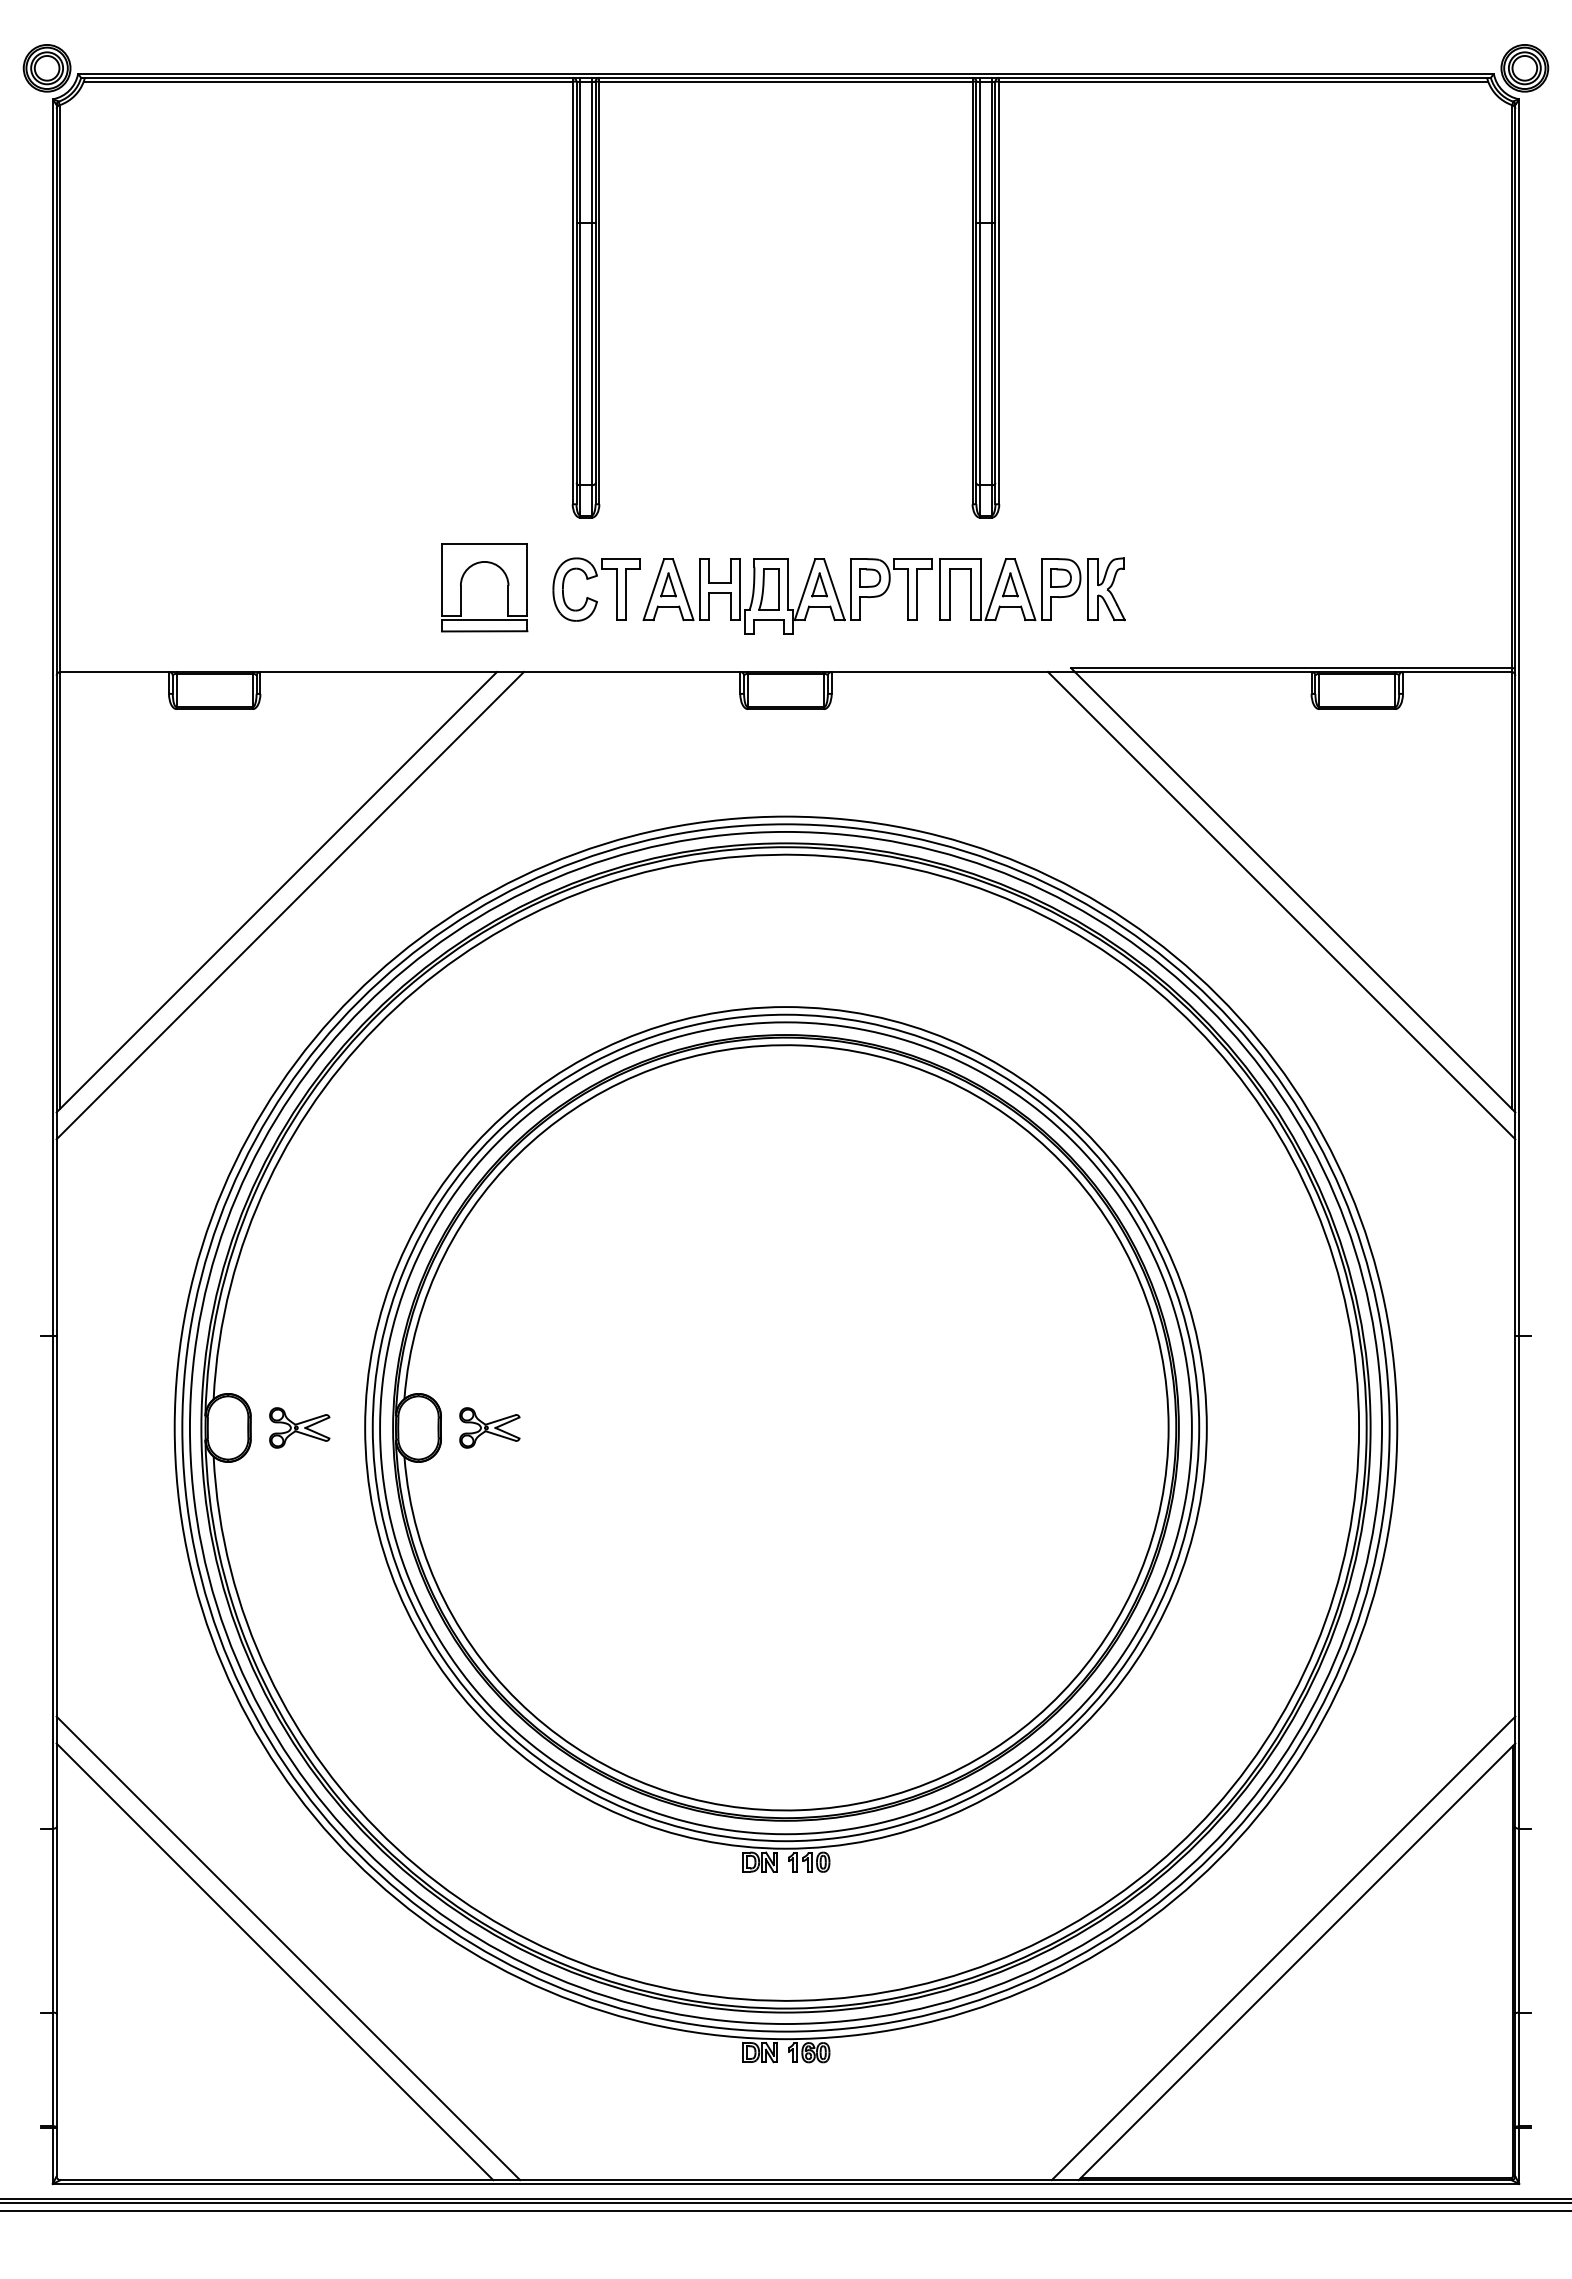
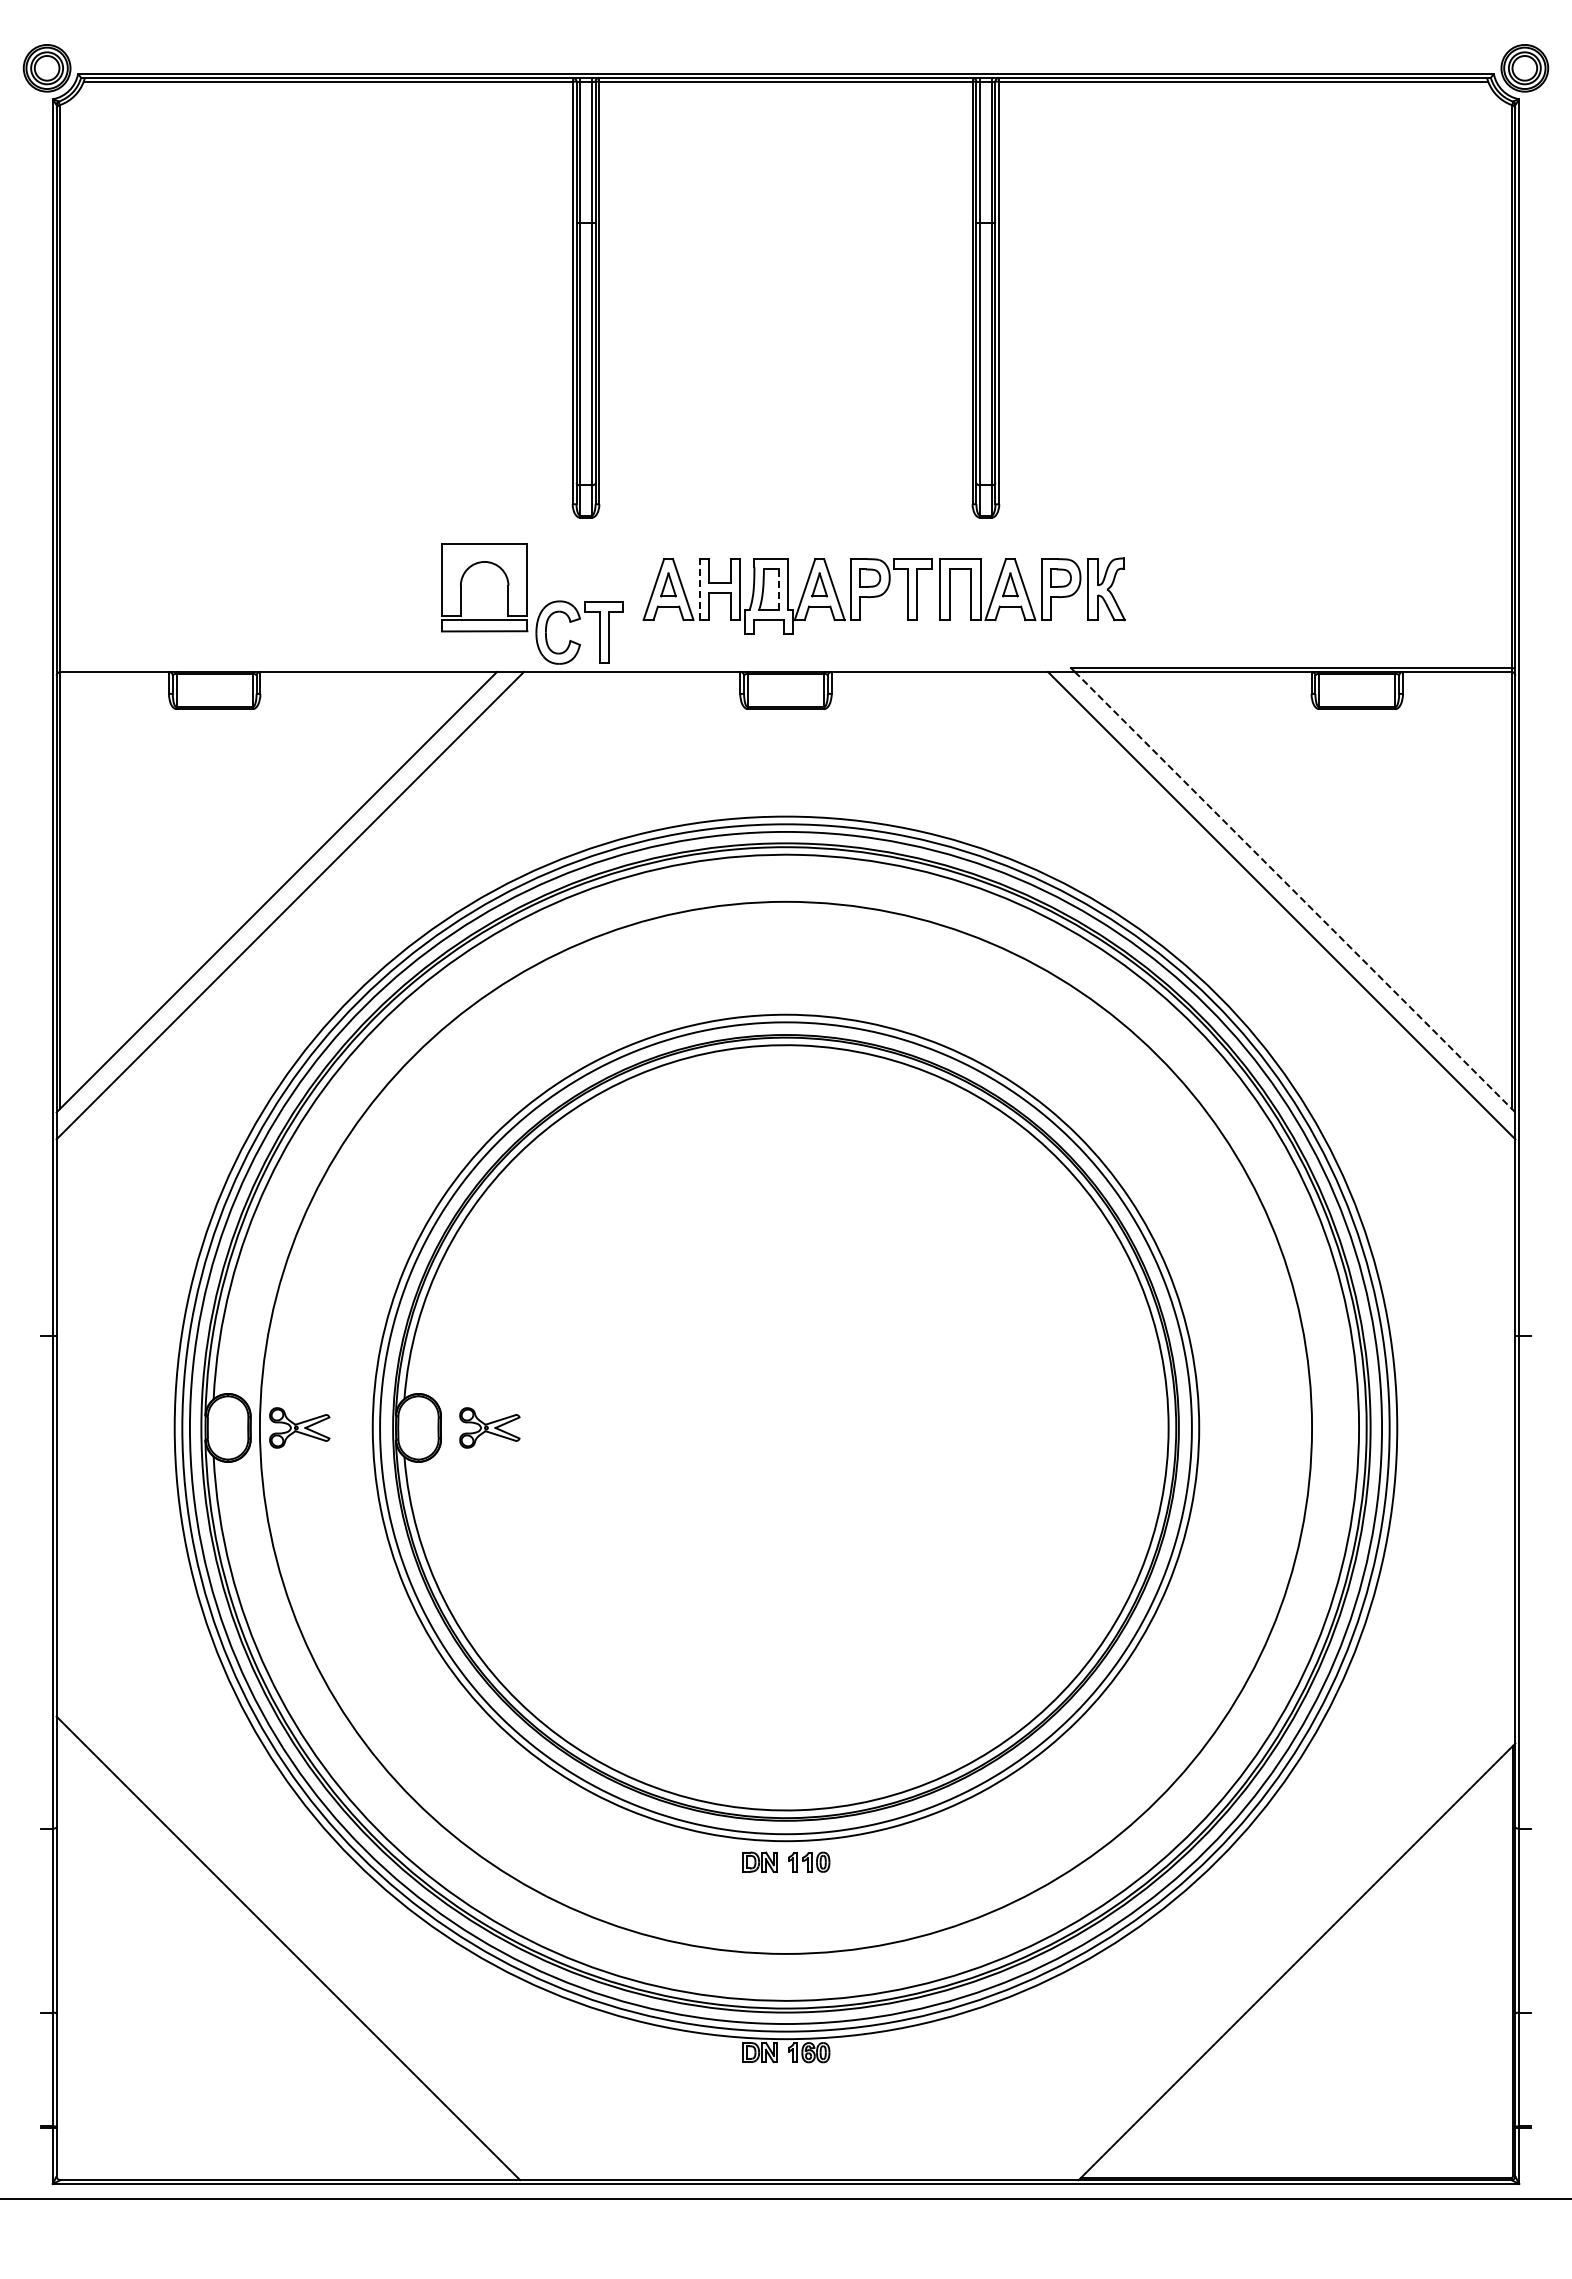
line: solid -> dashed (699, 589)
line: solid -> dashed (778, 589)
part position: (594, 599) -> (577, 642) (577, 642)
line: solid -> dashed (1294, 891)
circle diameter: 842 px -> 1052 px (785, 1427)
line: present -> none (1283, 1948)
line: present -> none (274, 1961)
line: present -> none (785, 2203)
line: present -> none (785, 2210)
